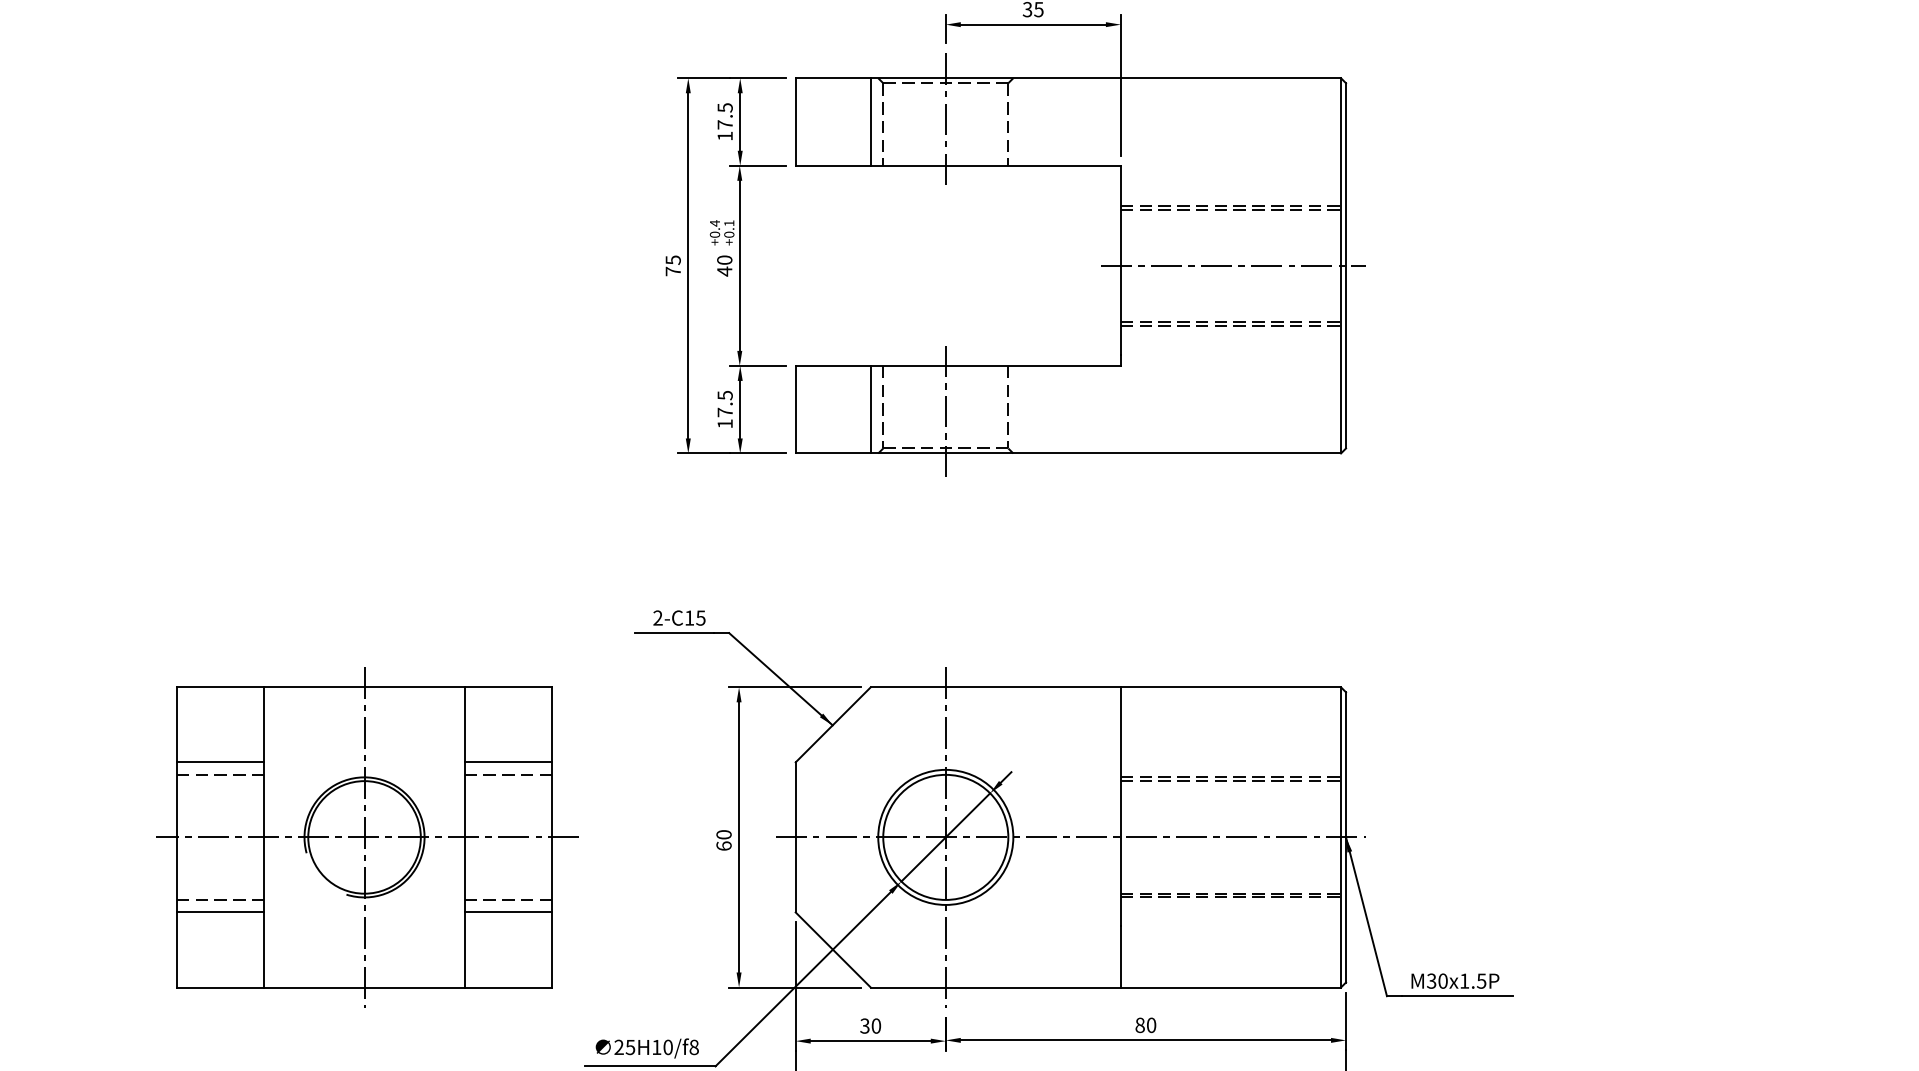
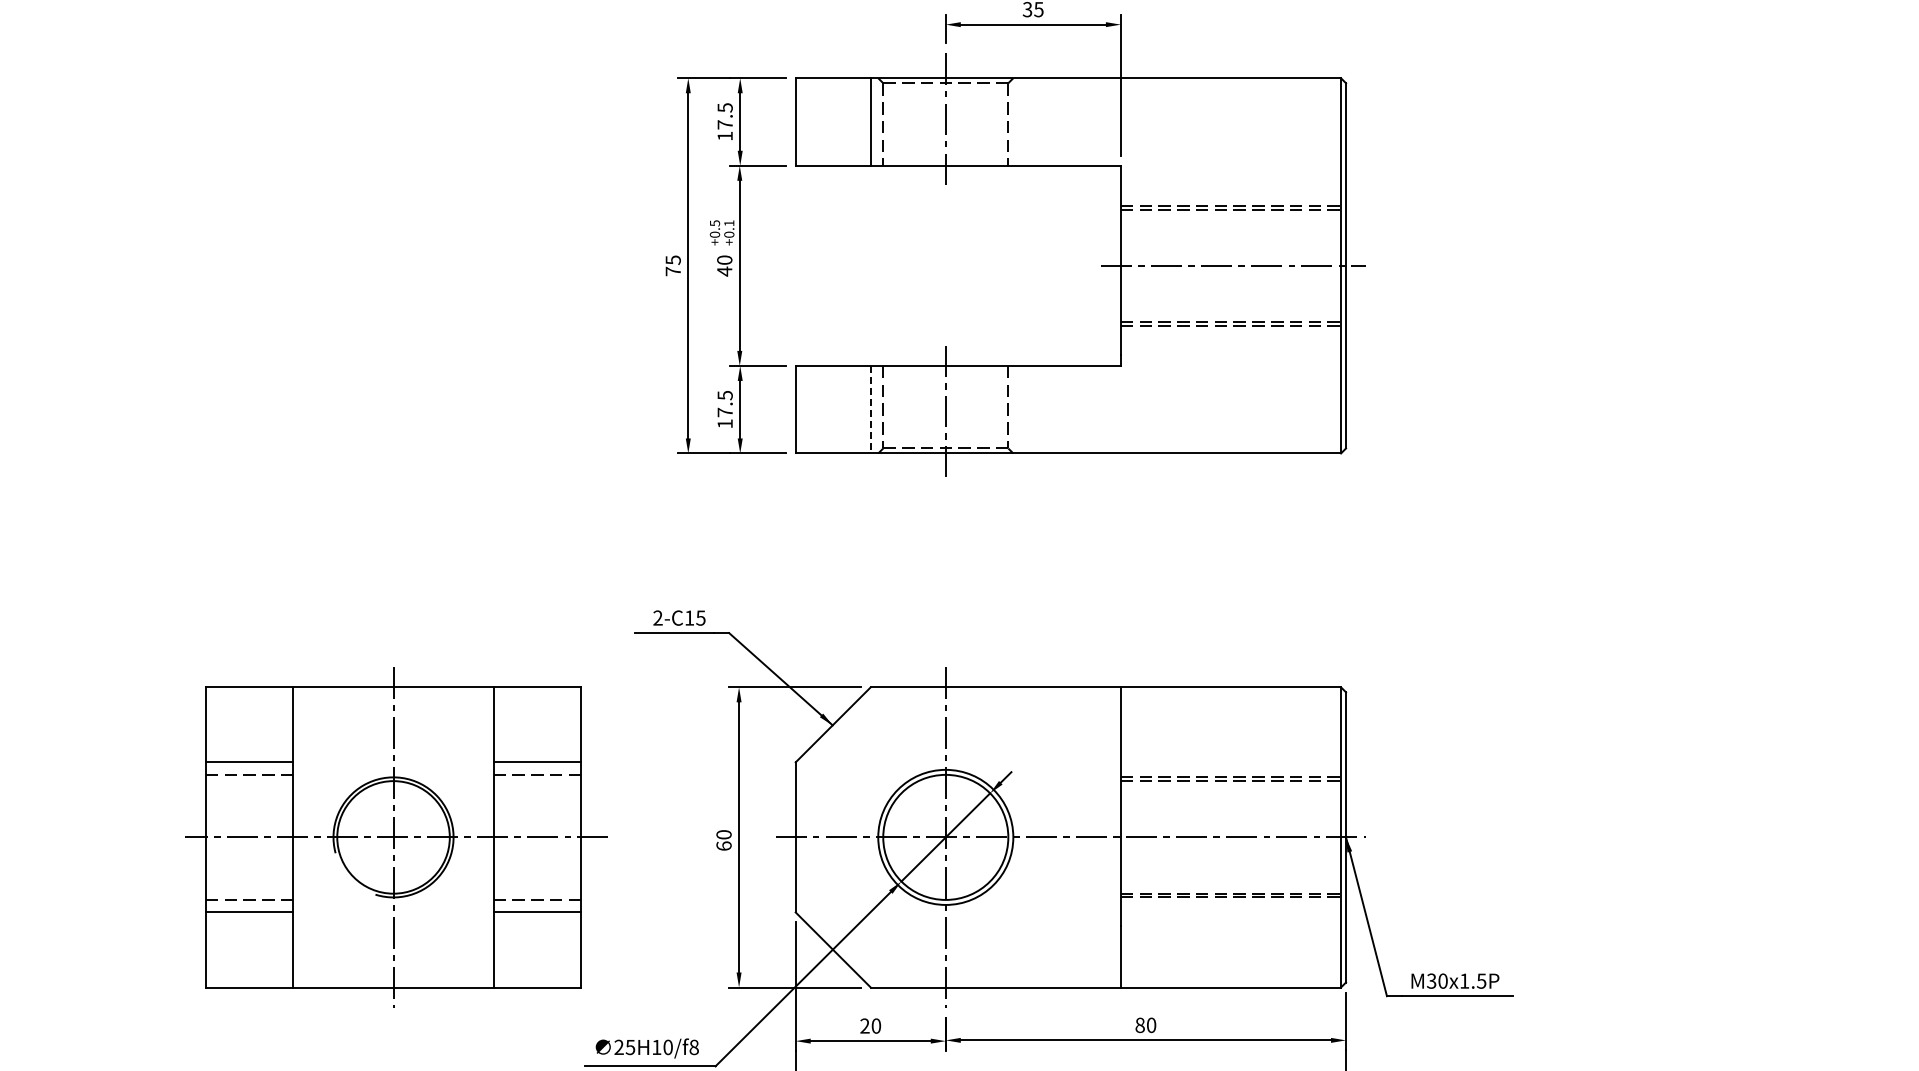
text: +0.4 -> +0.5 (715, 223)
line: solid -> dashed (870, 409)
part position: (367, 837) -> (396, 837) (396, 837)
text: 30 -> 20 (864, 1026)
